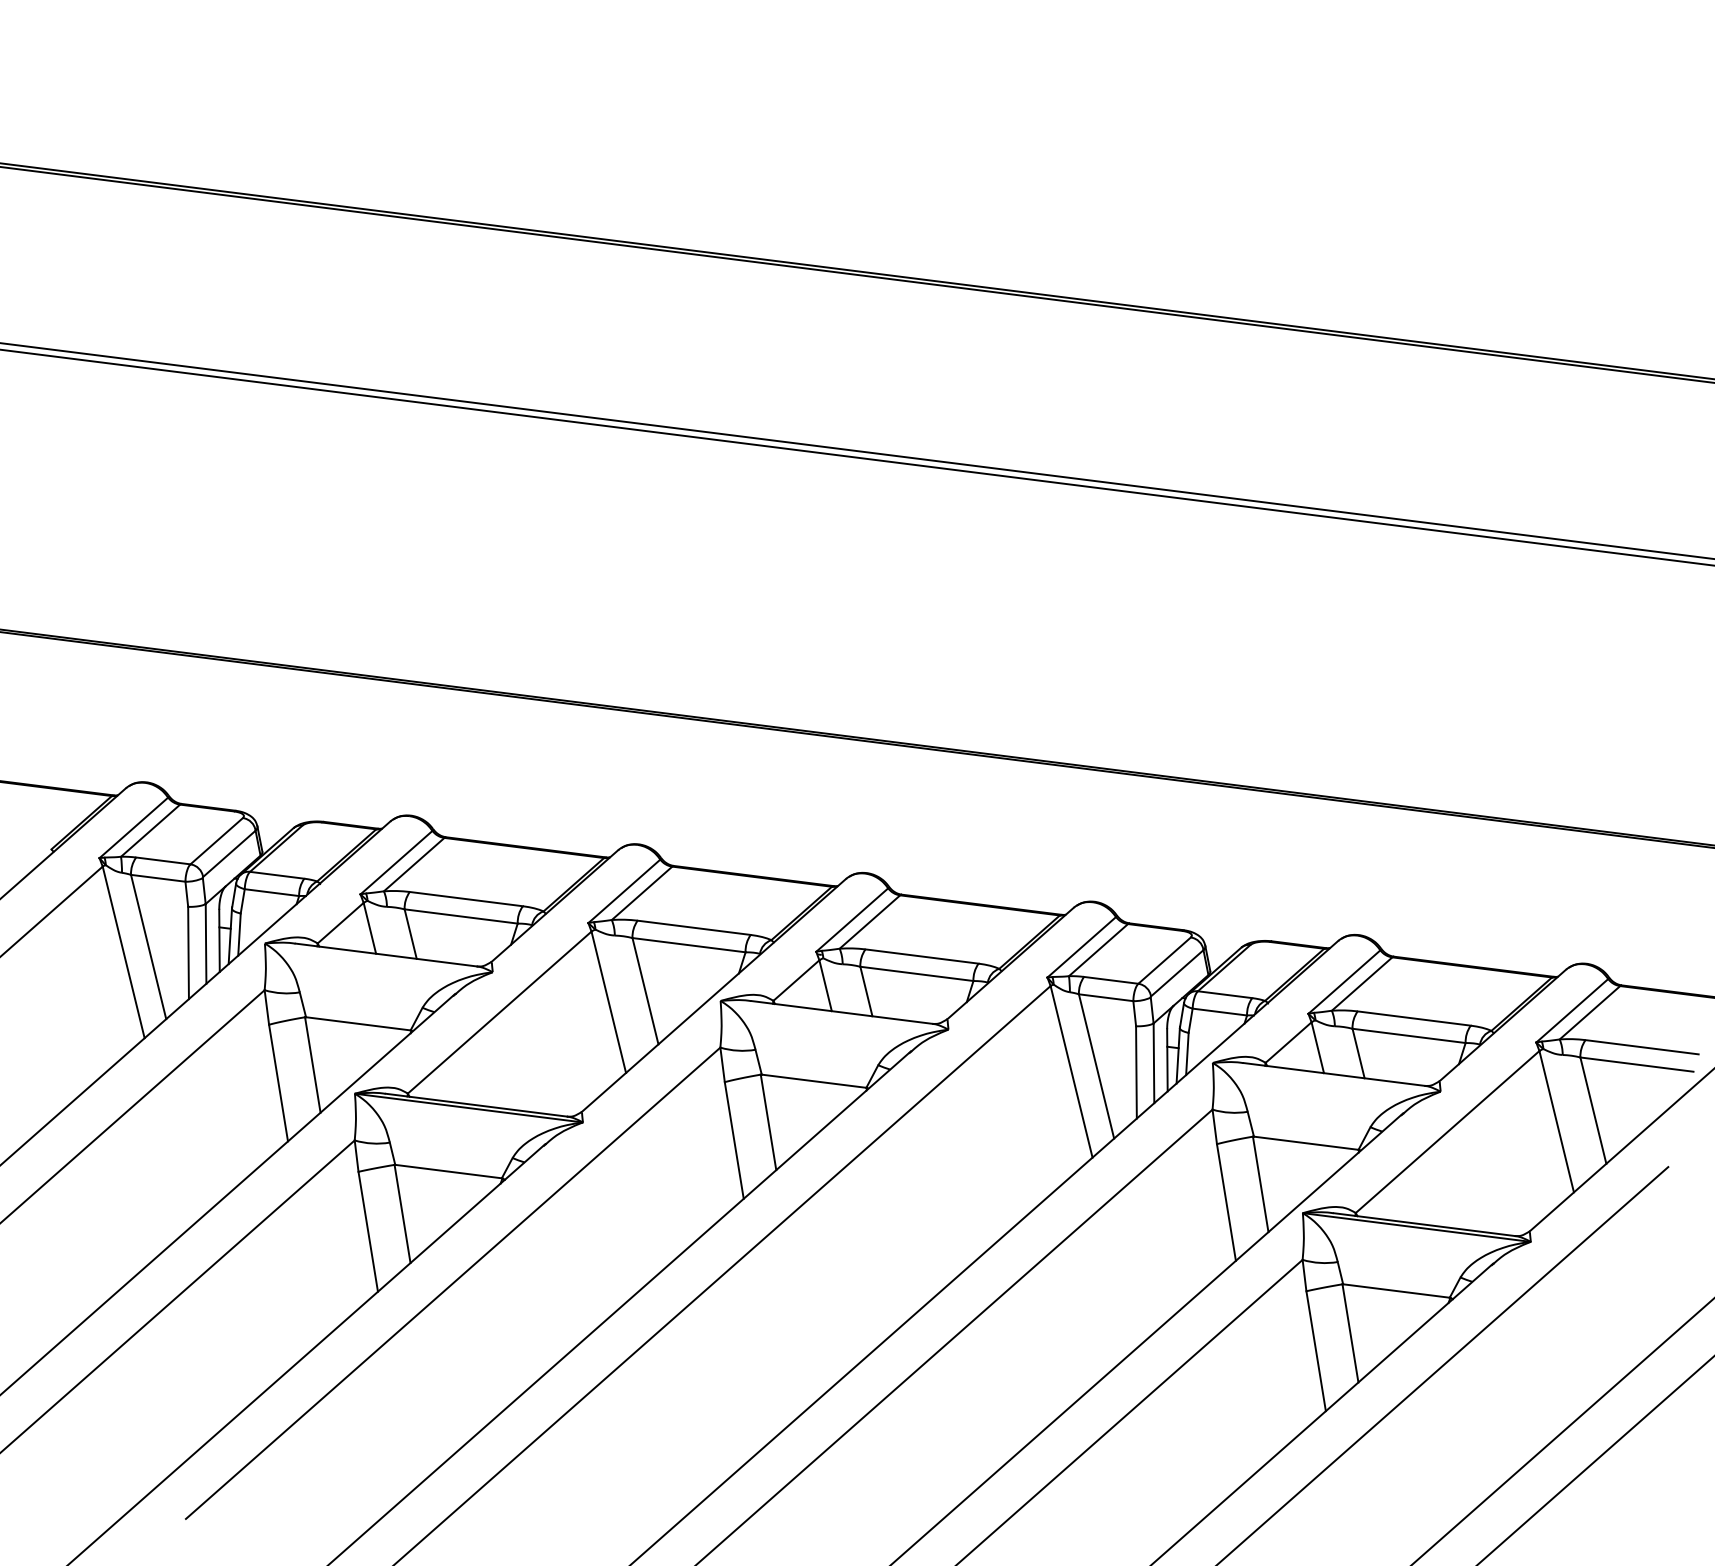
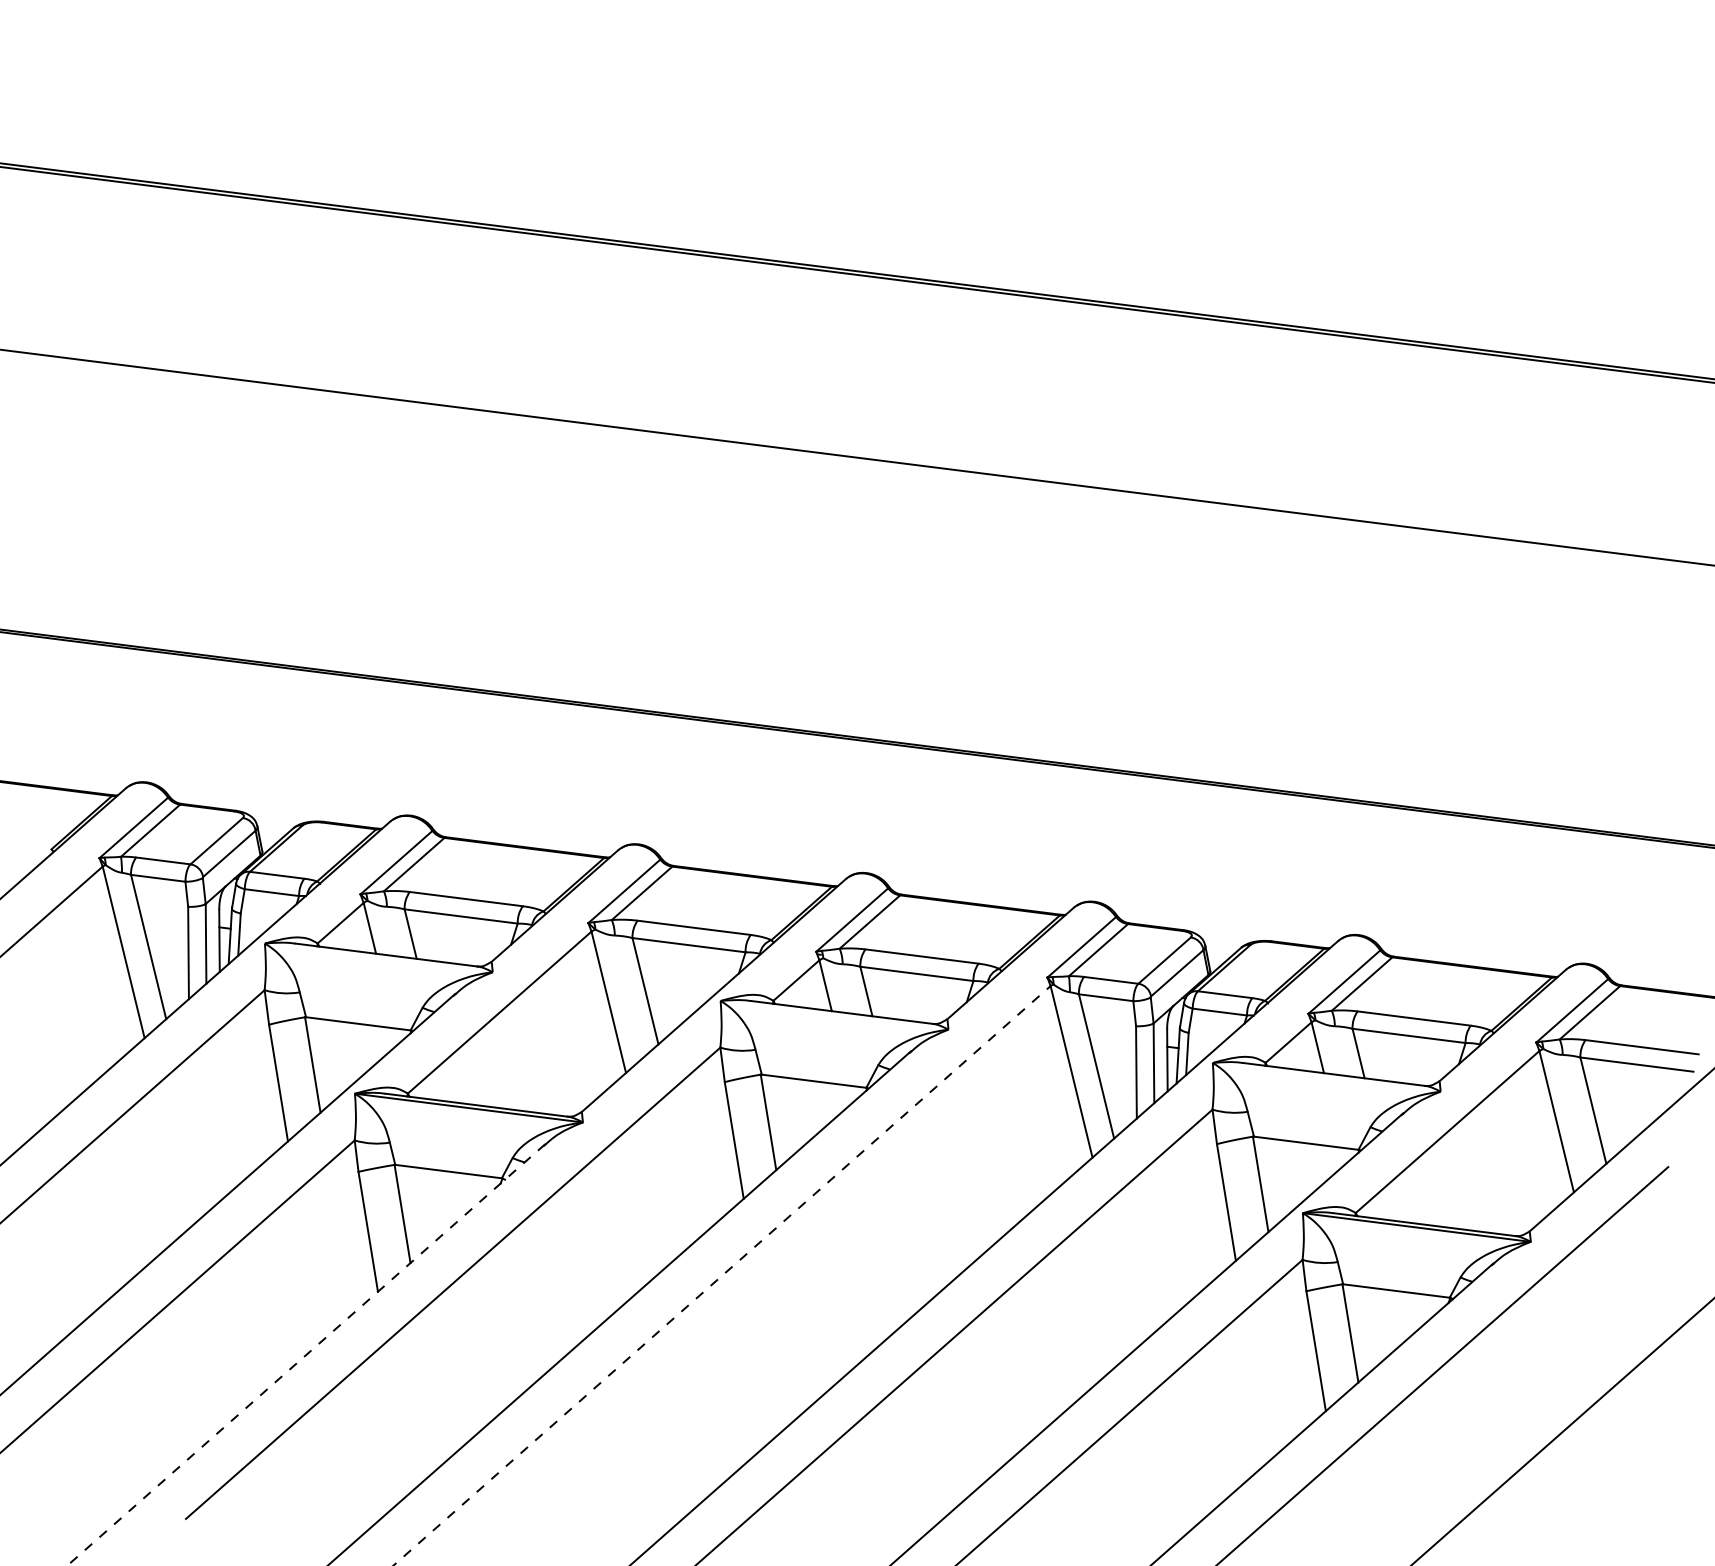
line: present -> none (856, 450)
line: solid -> dashed (722, 1275)
line: solid -> dashed (306, 1355)
line: present -> none (1595, 1460)
